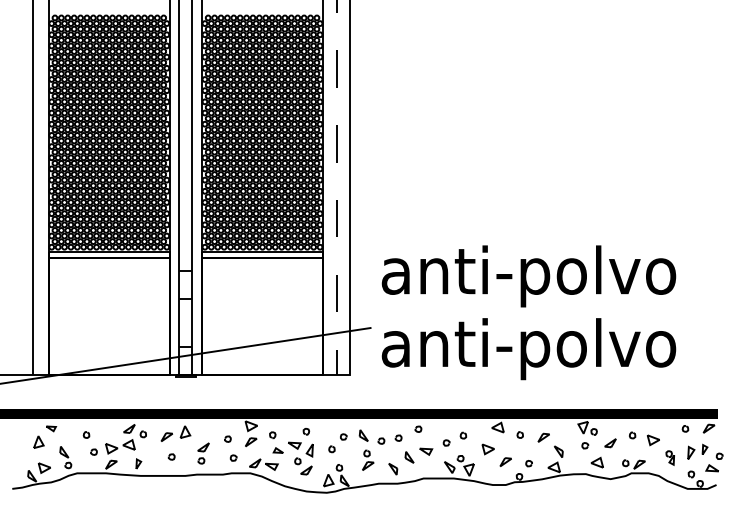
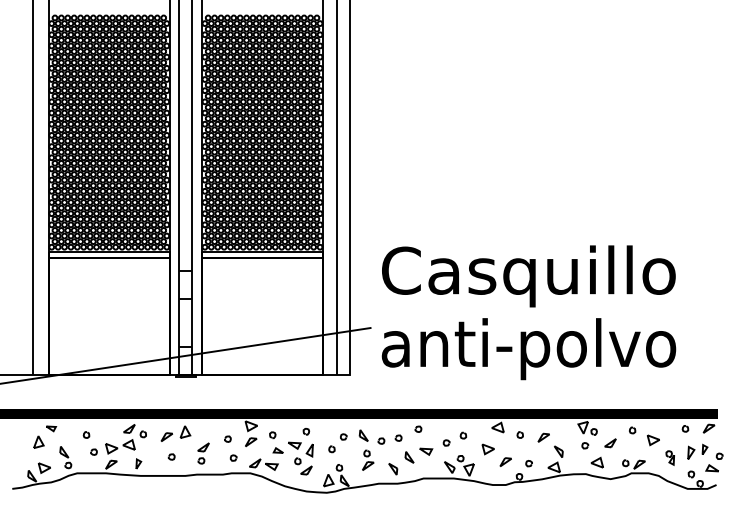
line: dashed -> solid (336, 187)
text: anti-polvo -> Casquillo (528, 276)
curve position: (631, 434) -> (631, 429) (631, 429)
